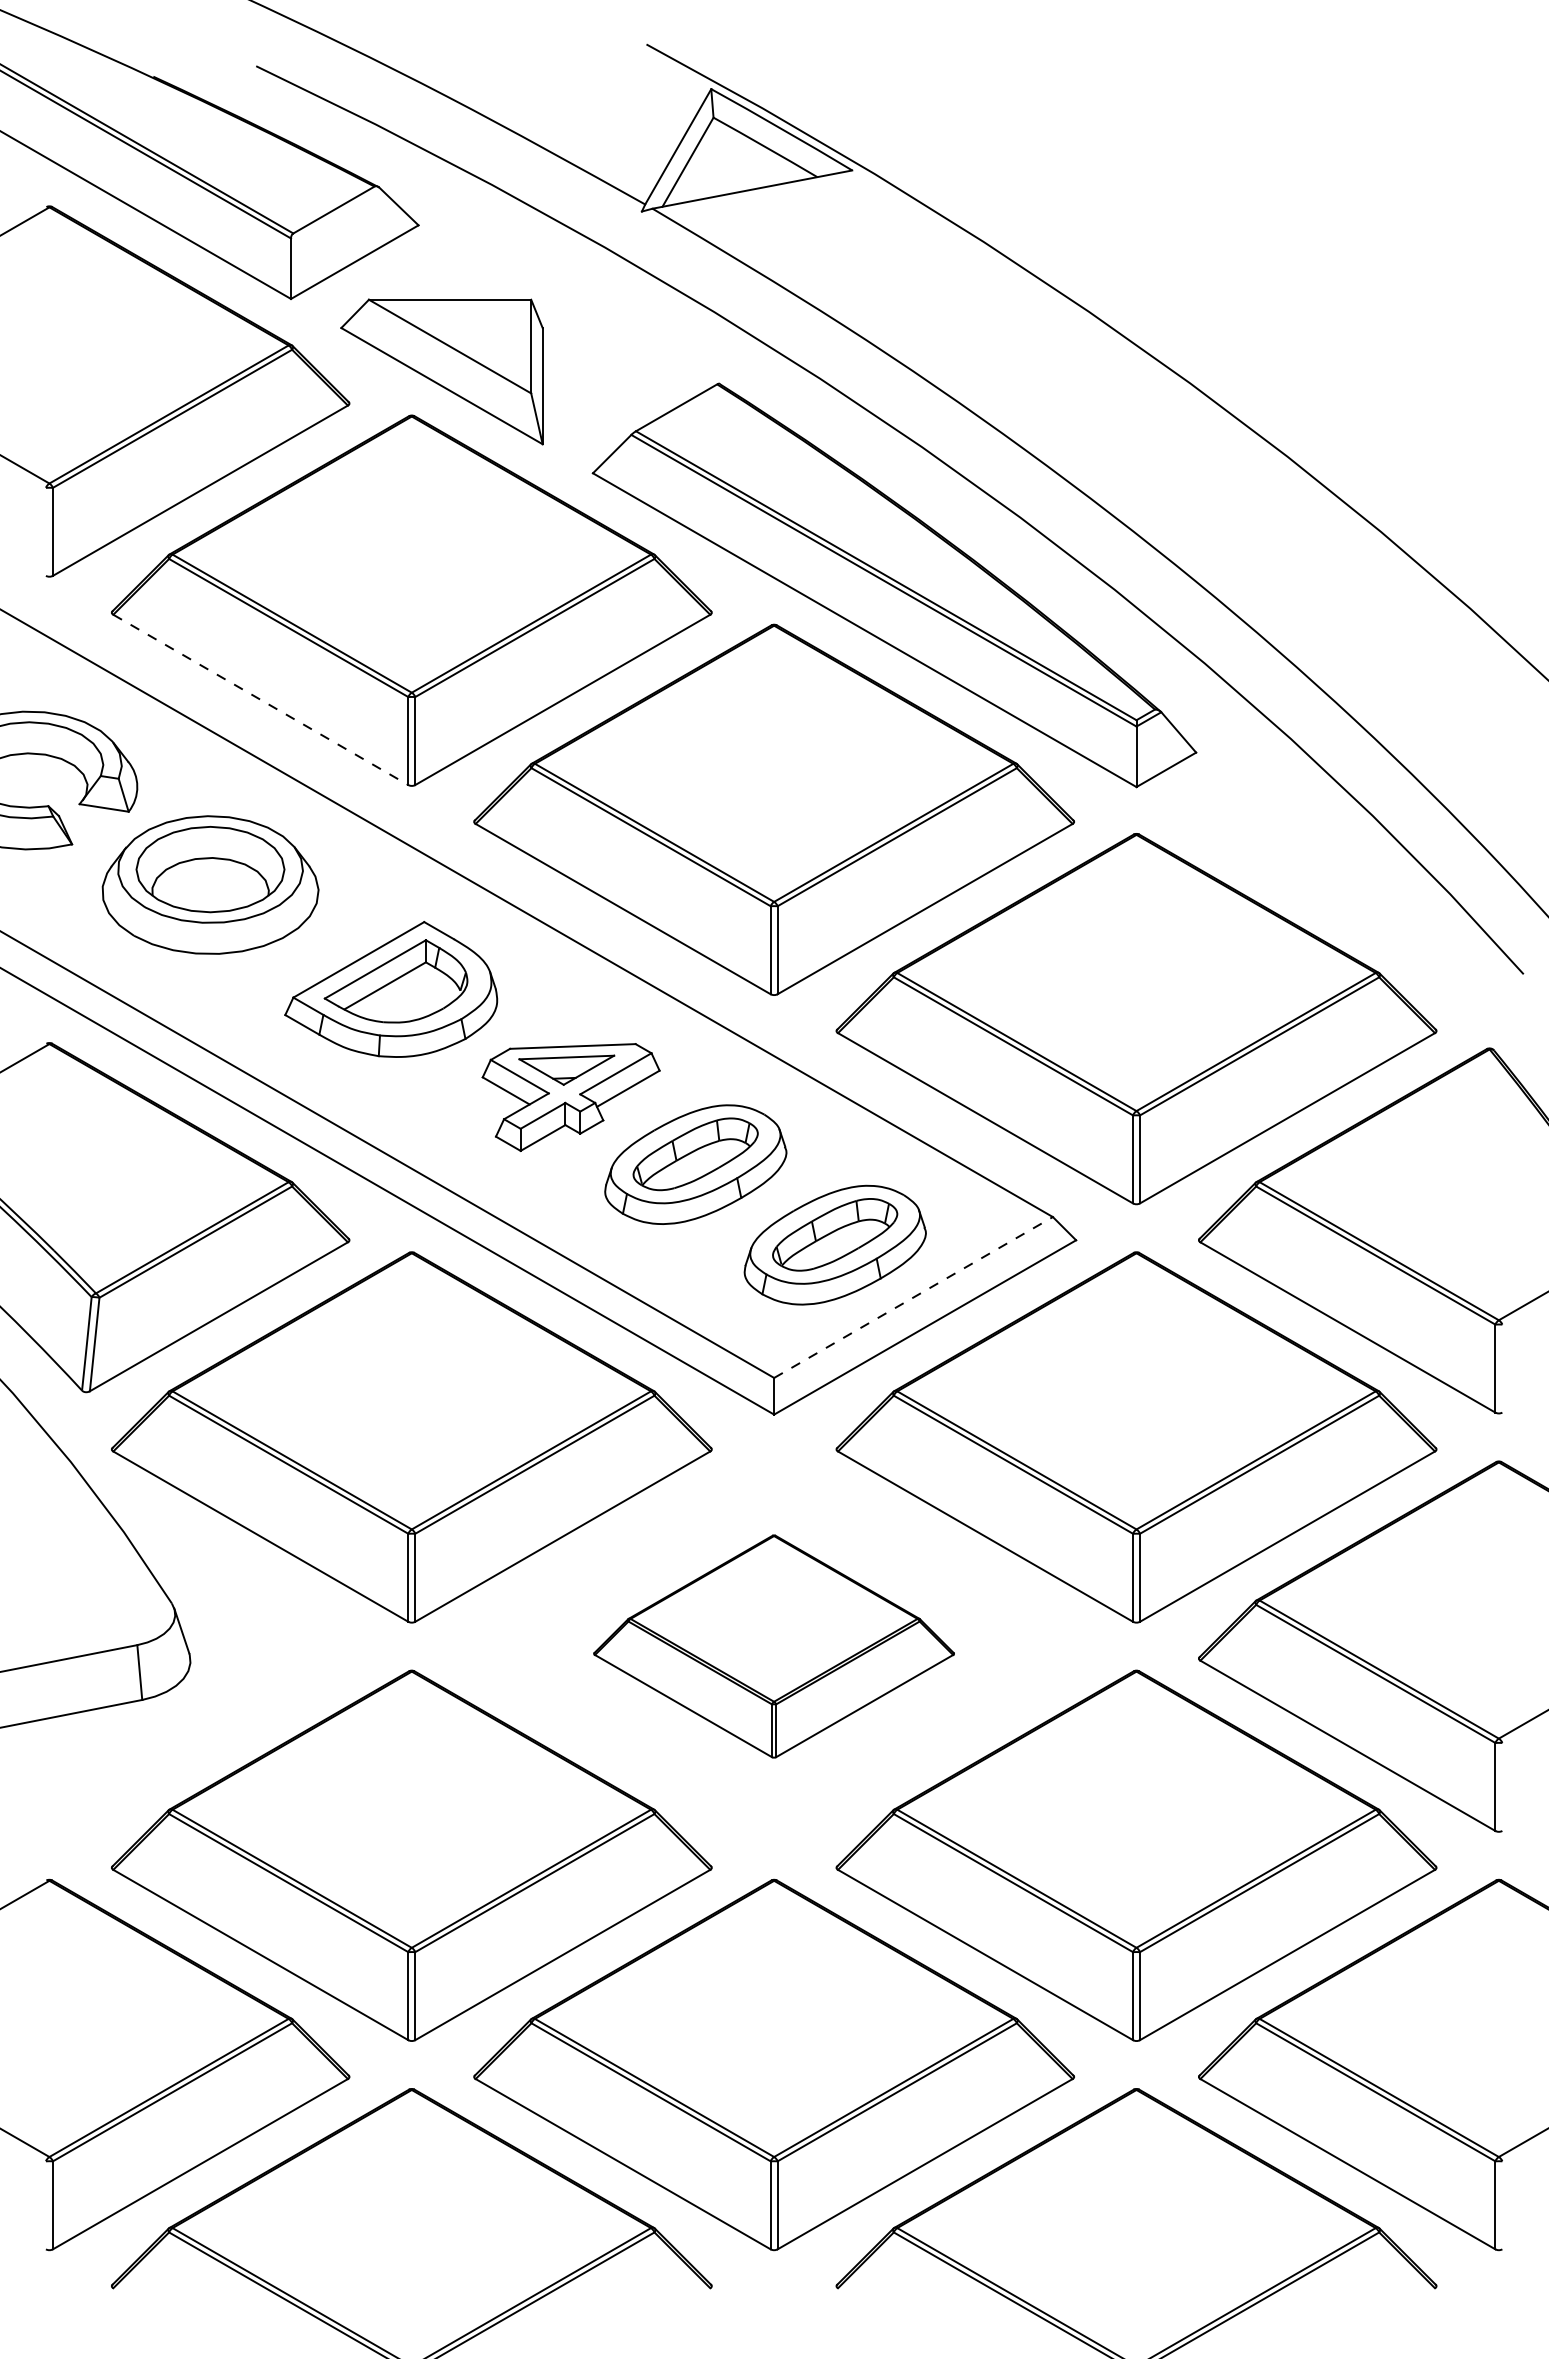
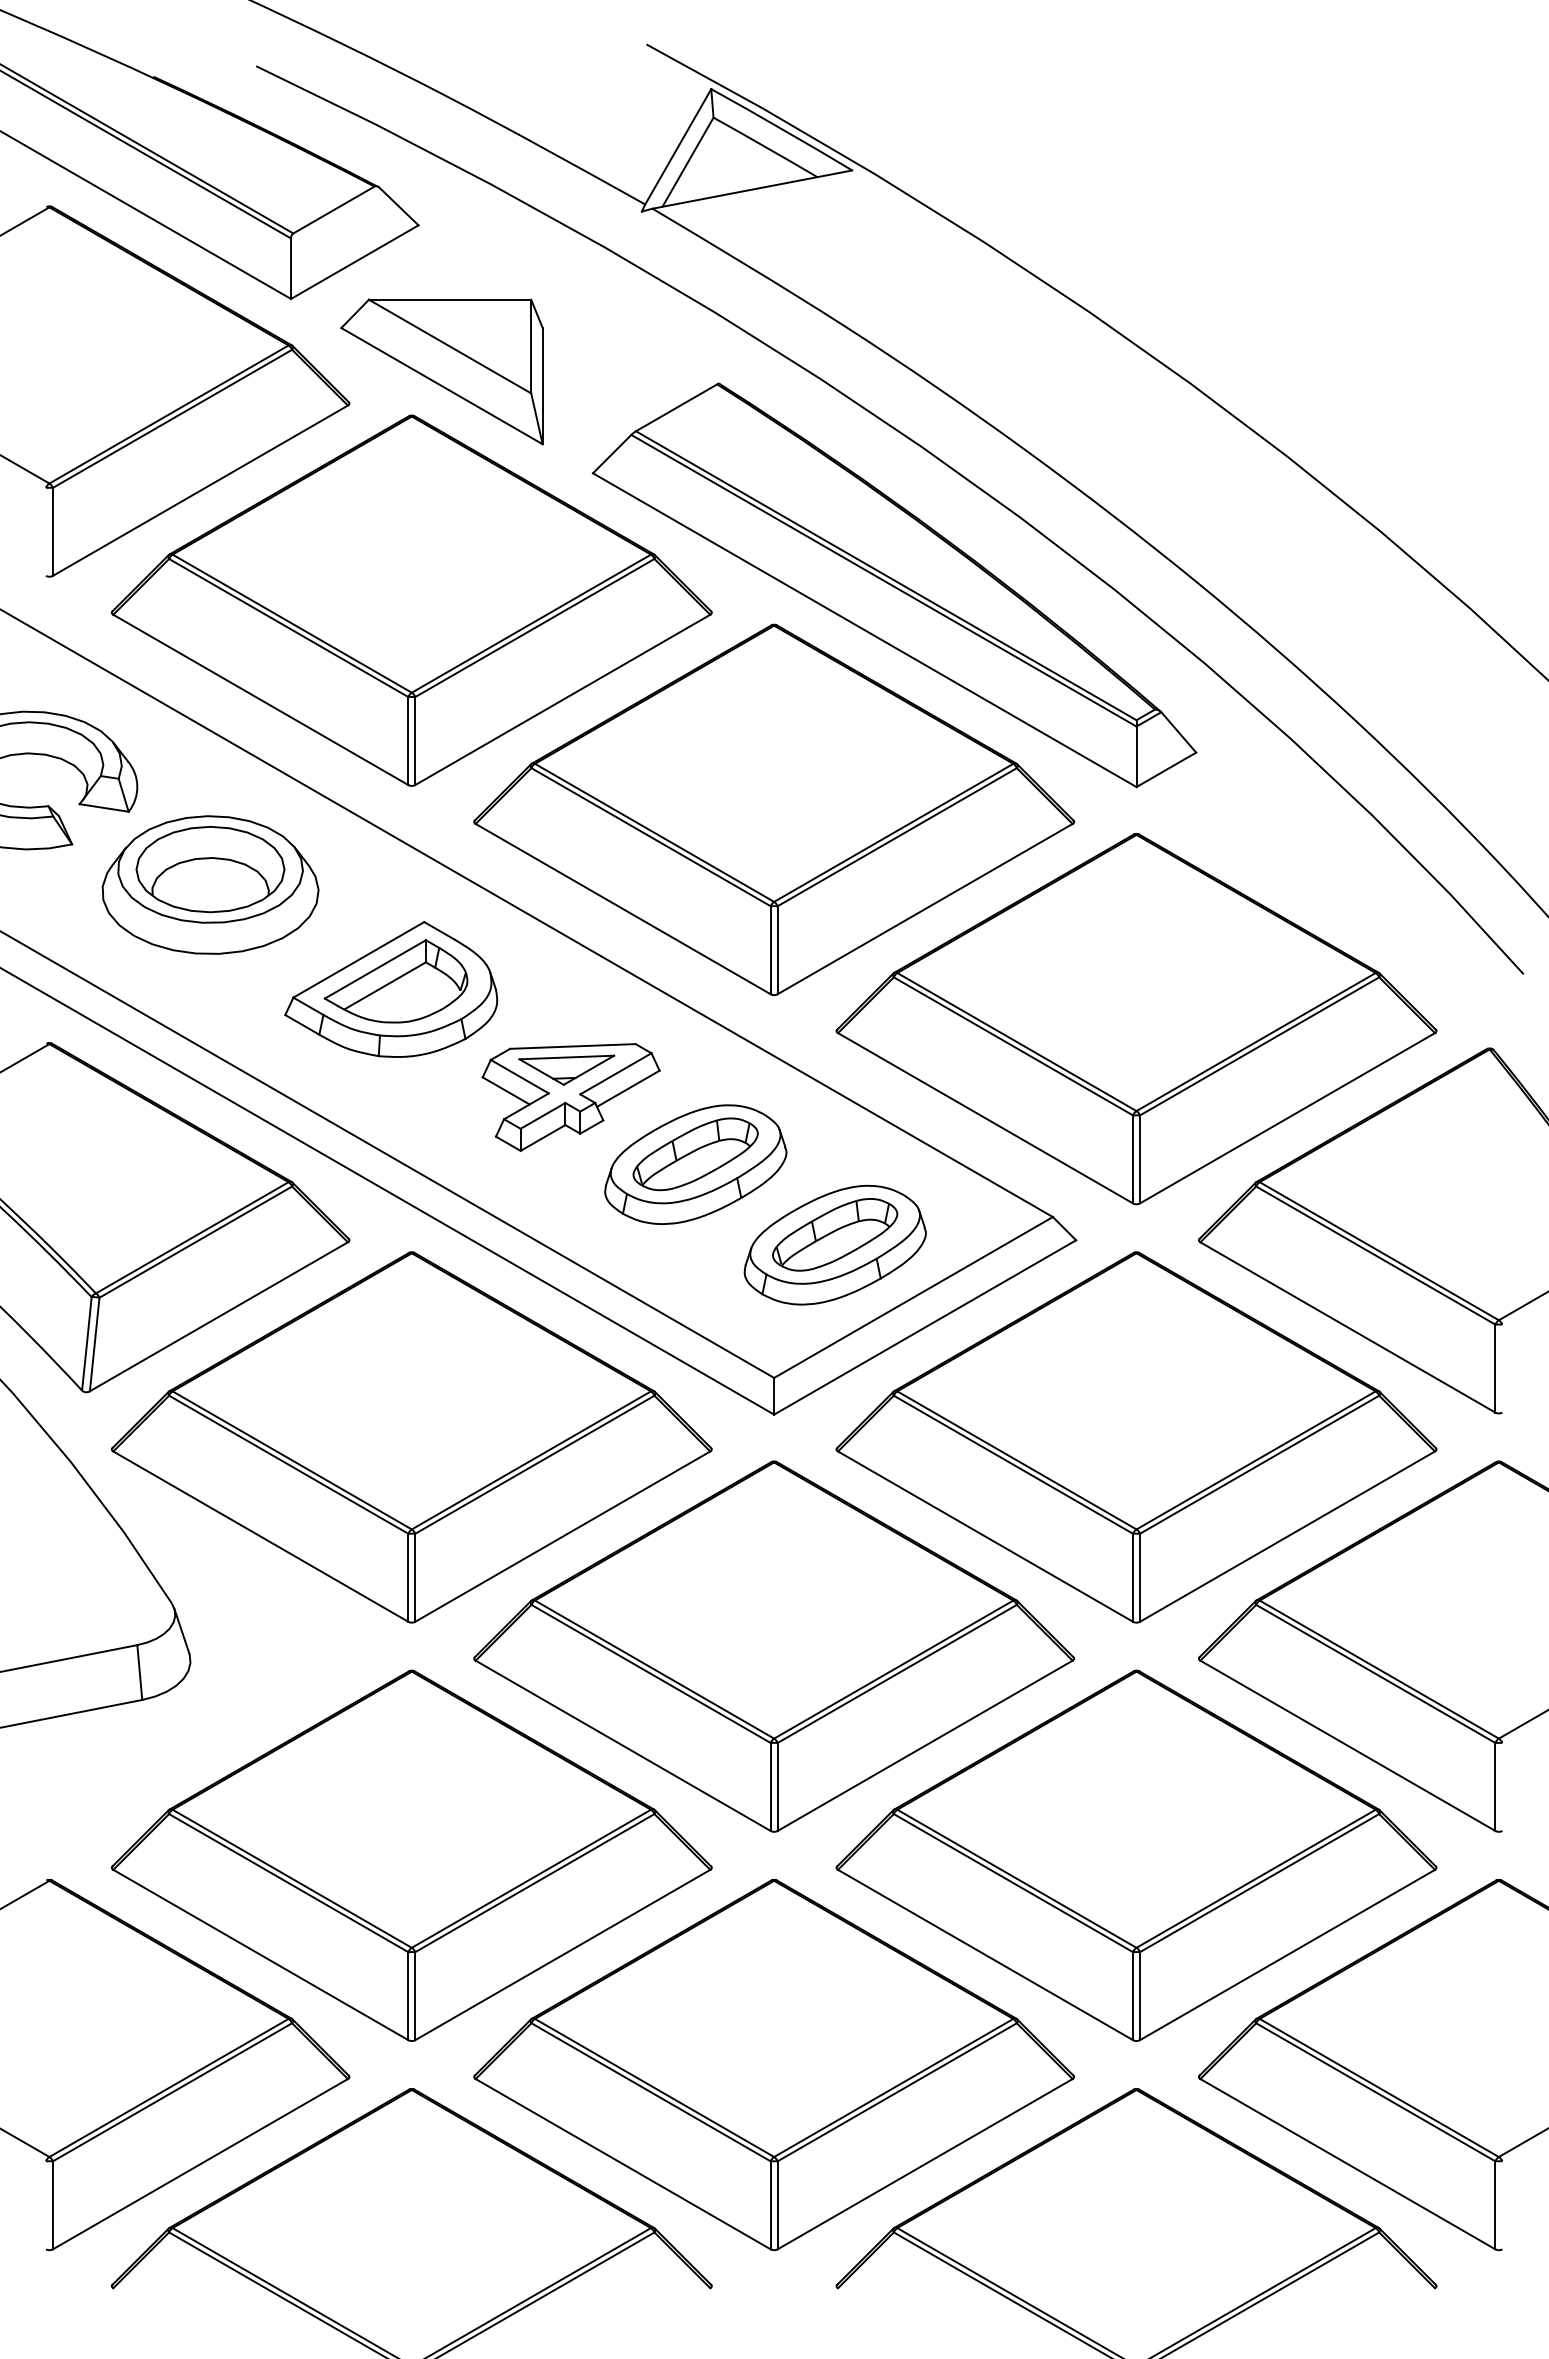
line: dashed -> solid (261, 700)
line: dashed -> solid (913, 1297)
part size: 362x225 px -> 602x373 px (773, 1646)
